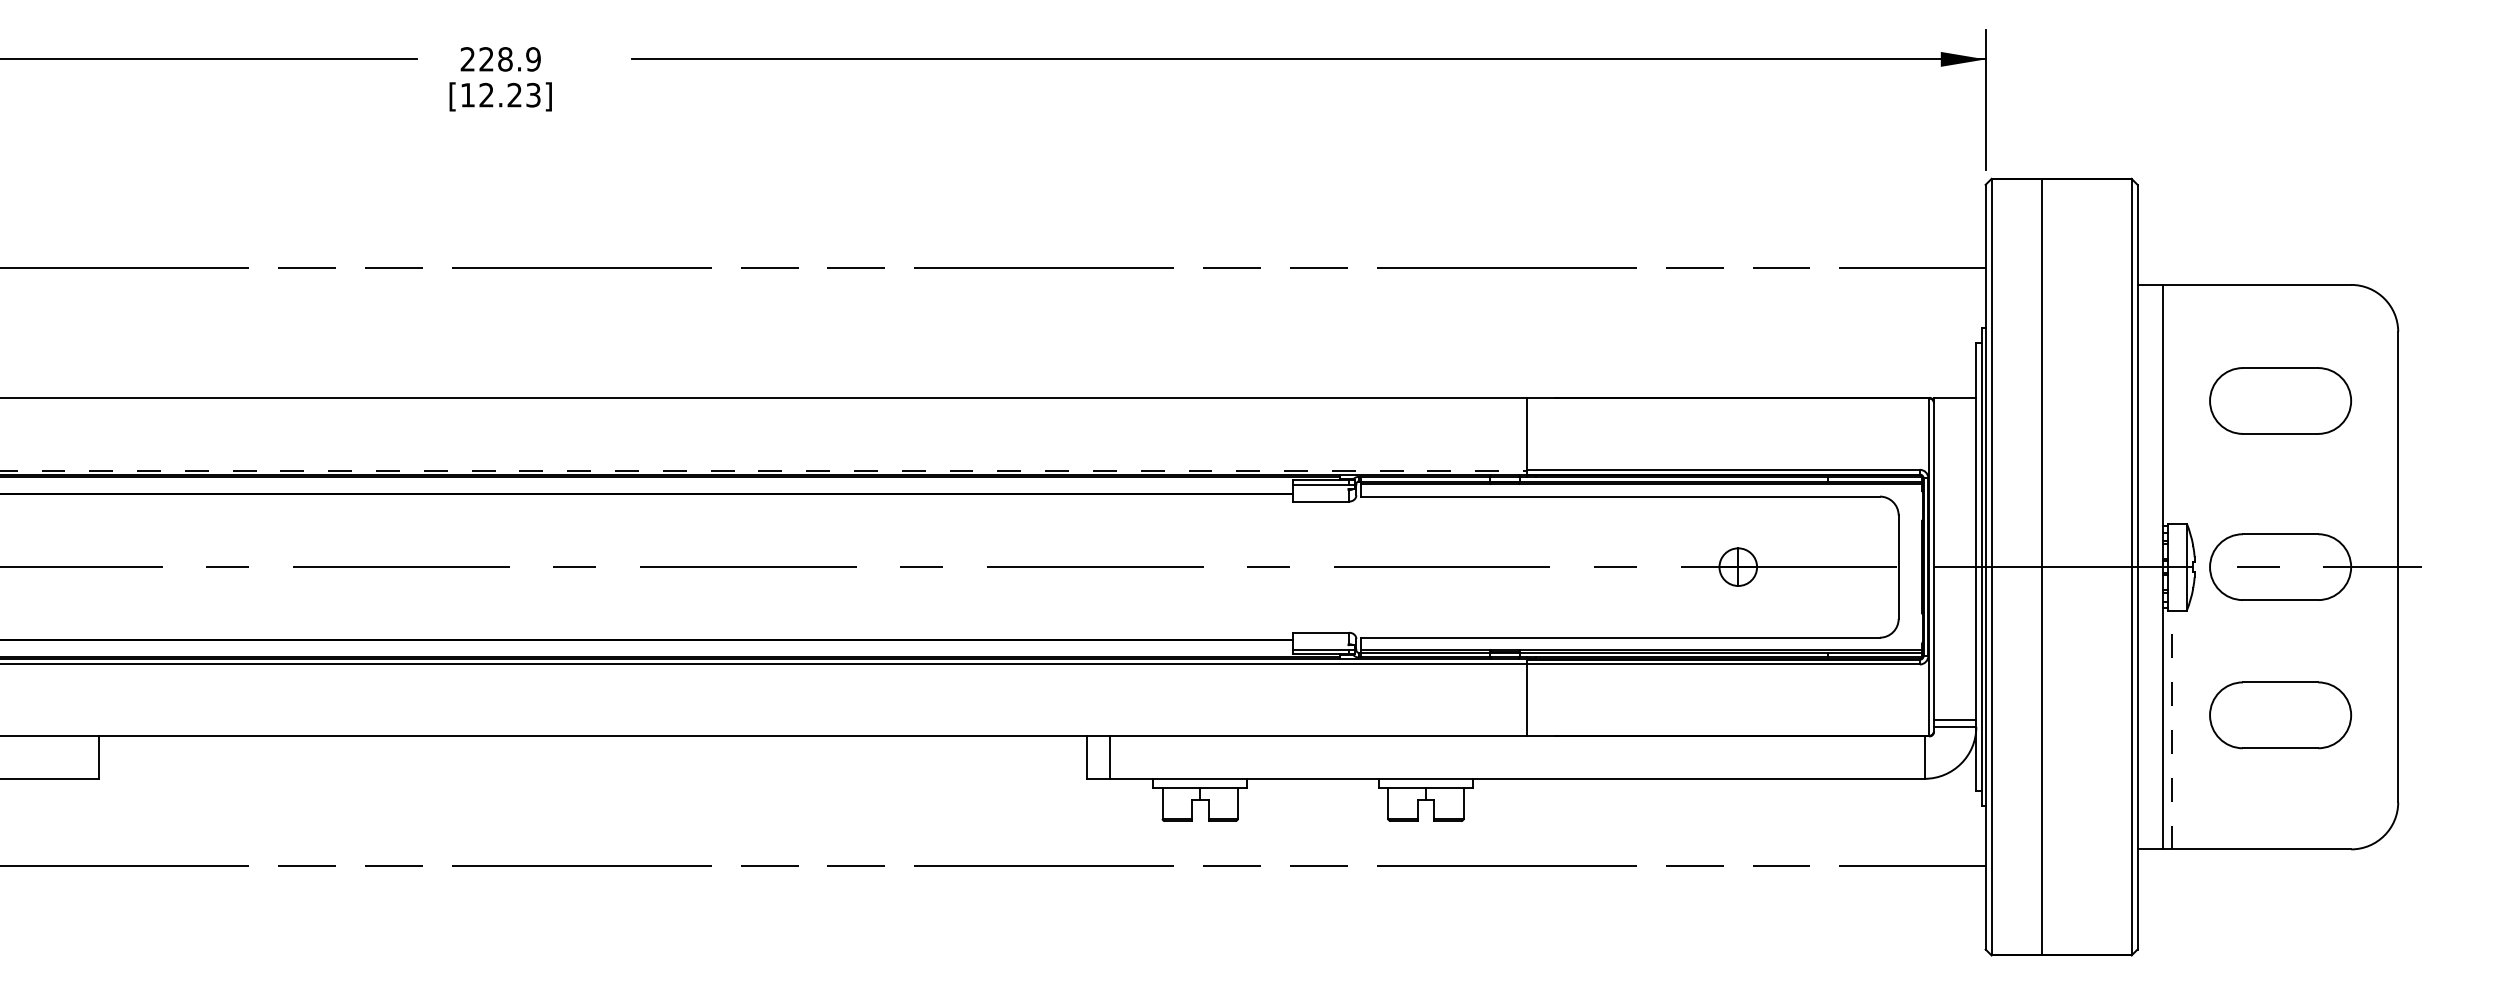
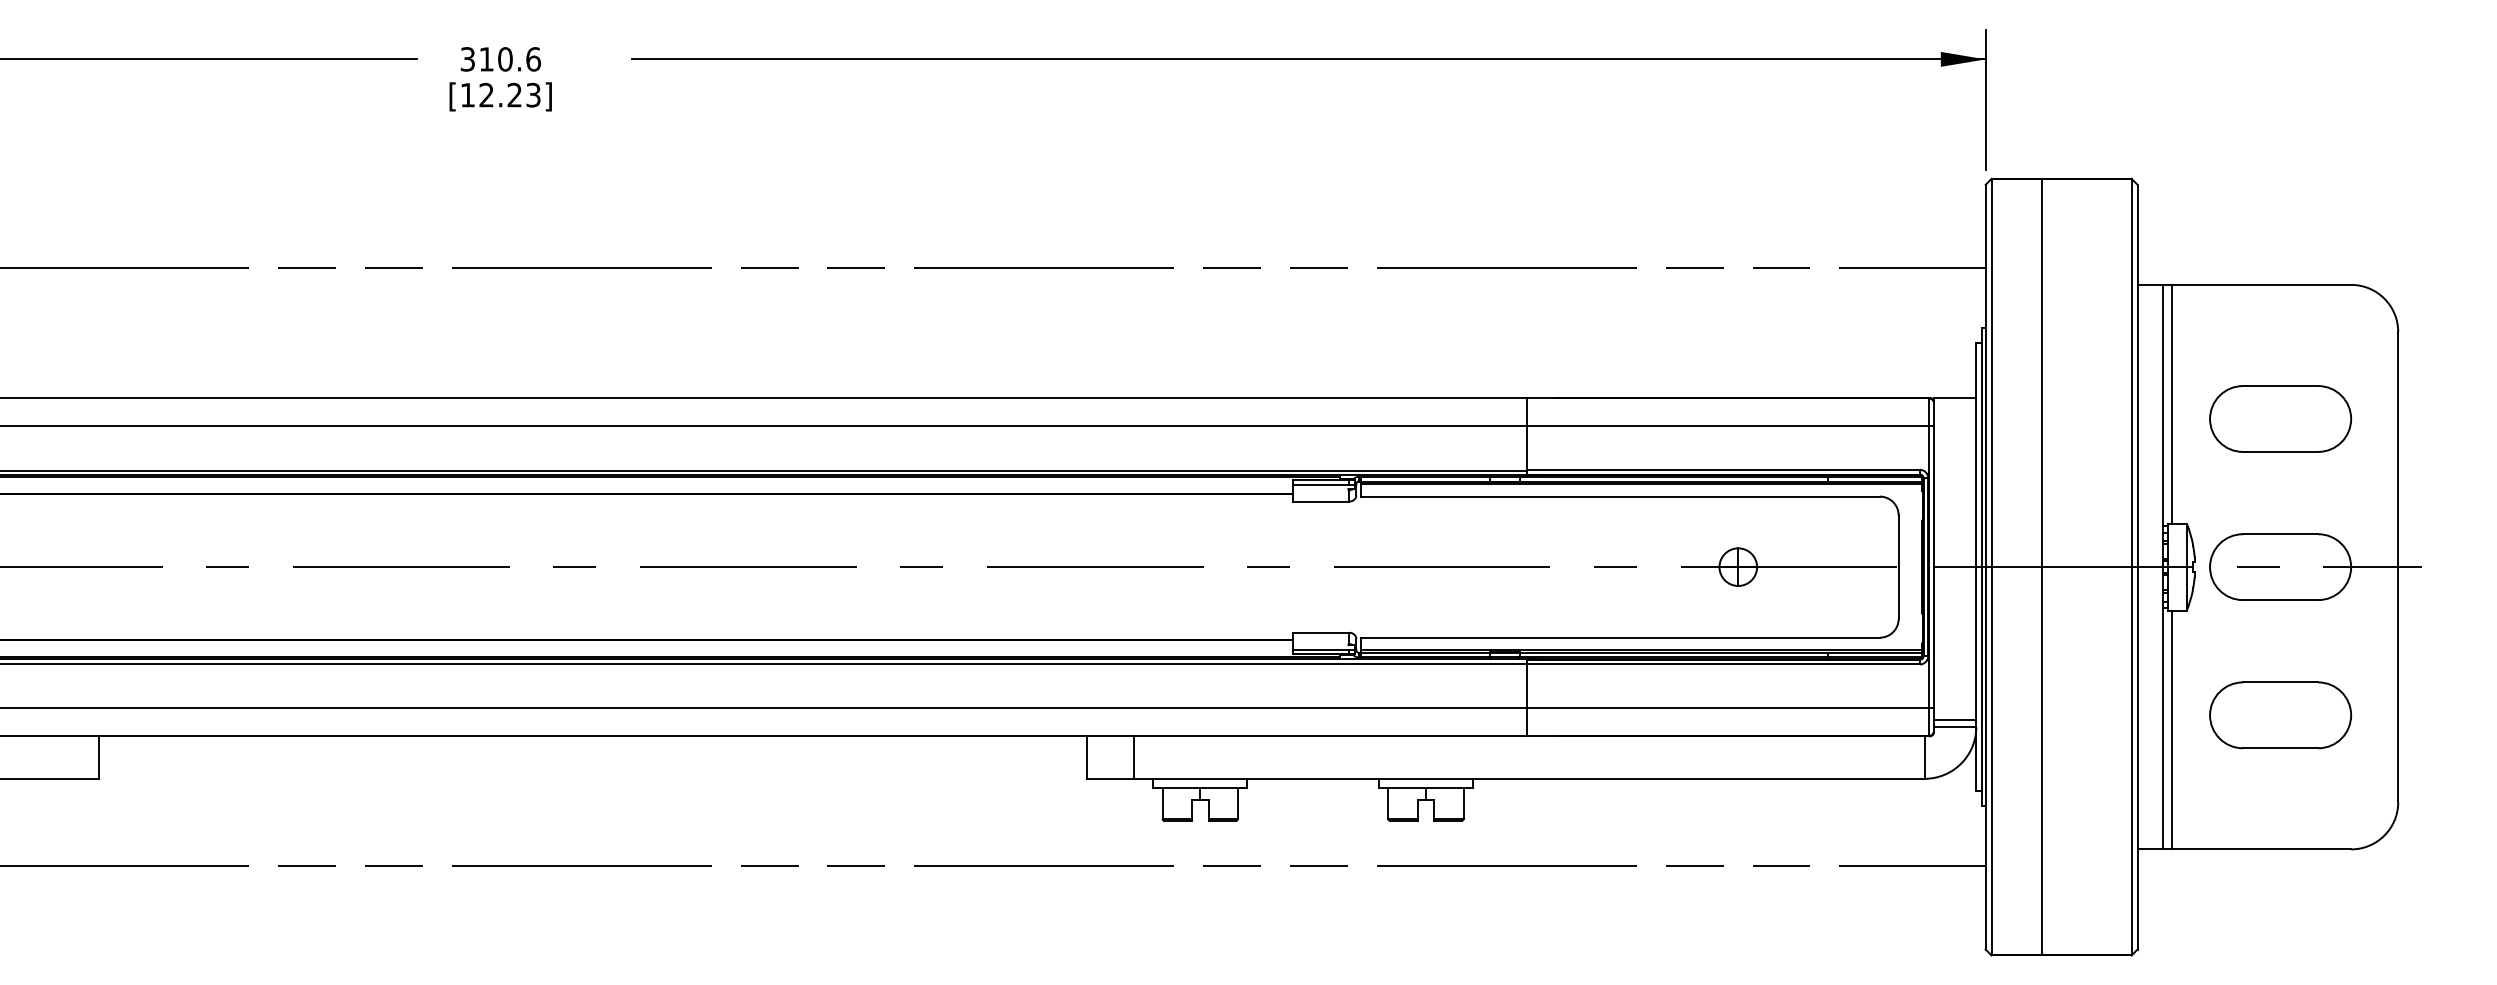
text: 228.9 -> 310.6 (500, 59)
part position: (2280, 400) -> (2280, 418) (2280, 418)
line: none -> present (2172, 403)
line: none -> present (967, 426)
line: dashed -> solid (763, 470)
line: none -> present (967, 708)
line: dashed -> solid (2172, 729)
line position: (1110, 757) -> (1134, 757) (1134, 757)
